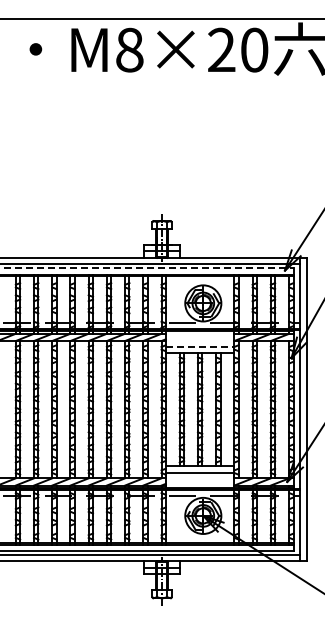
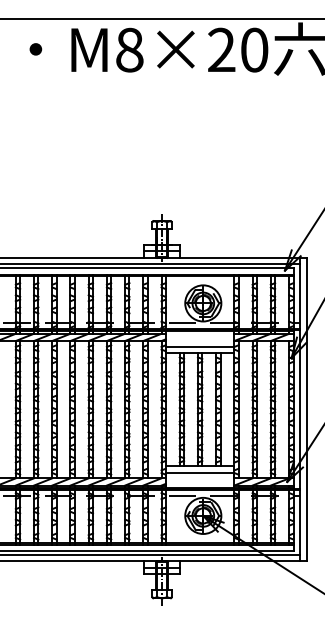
line: dashed -> solid (147, 268)
line: dashed -> solid (200, 346)
